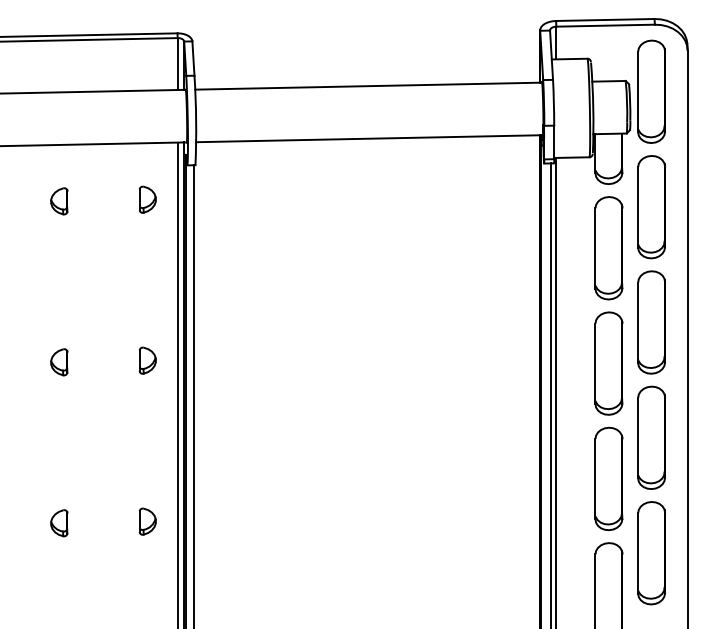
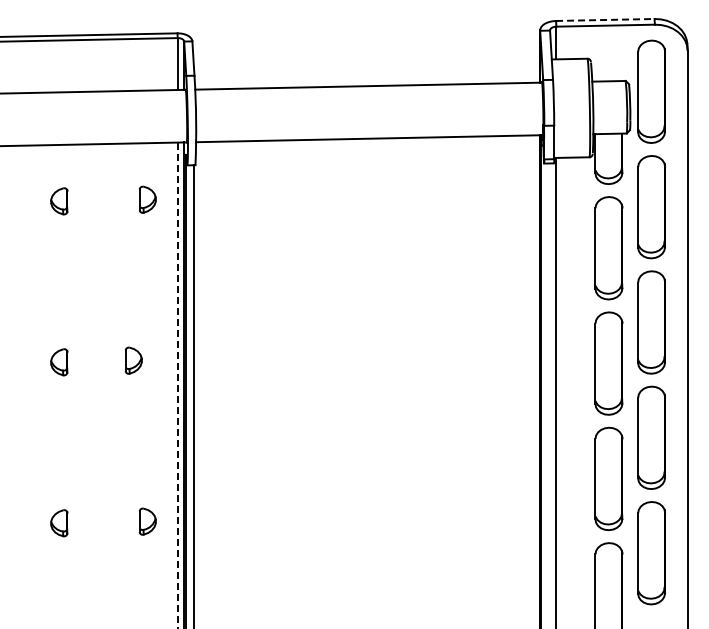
line: solid -> dashed (605, 19)
part position: (147, 360) -> (133, 360) (133, 360)
line: solid -> dashed (177, 385)
line: present -> none (551, 394)
